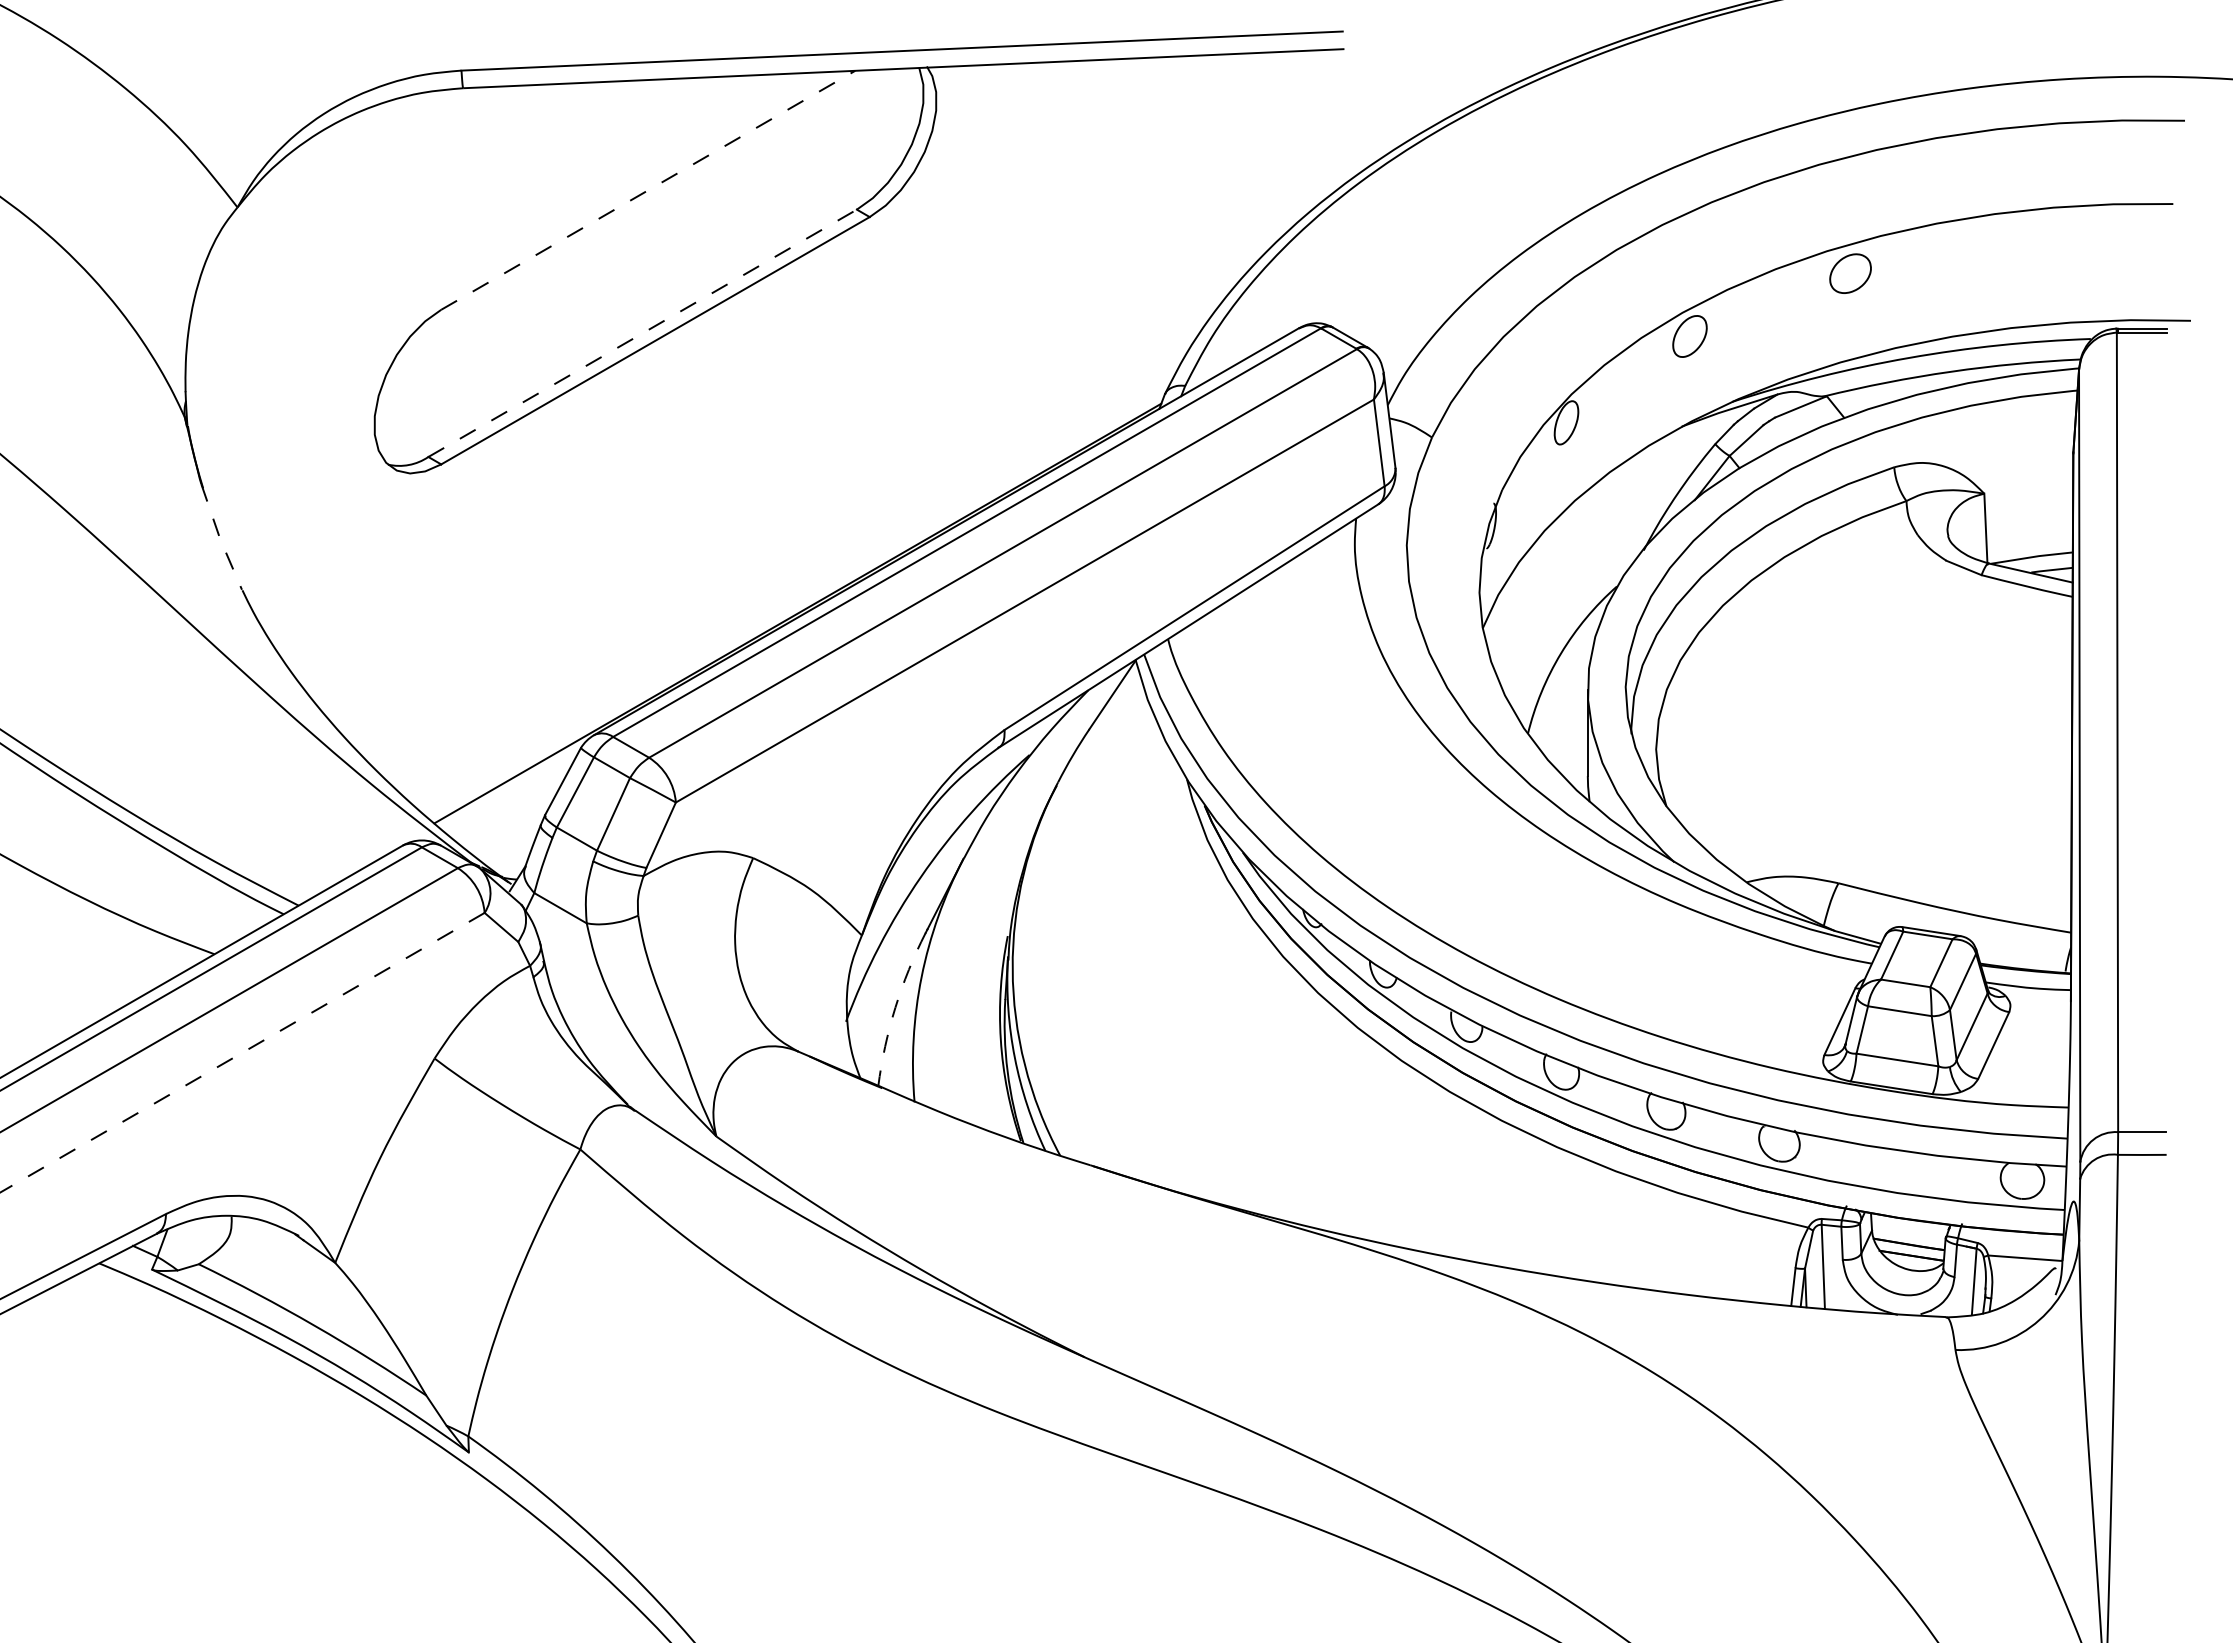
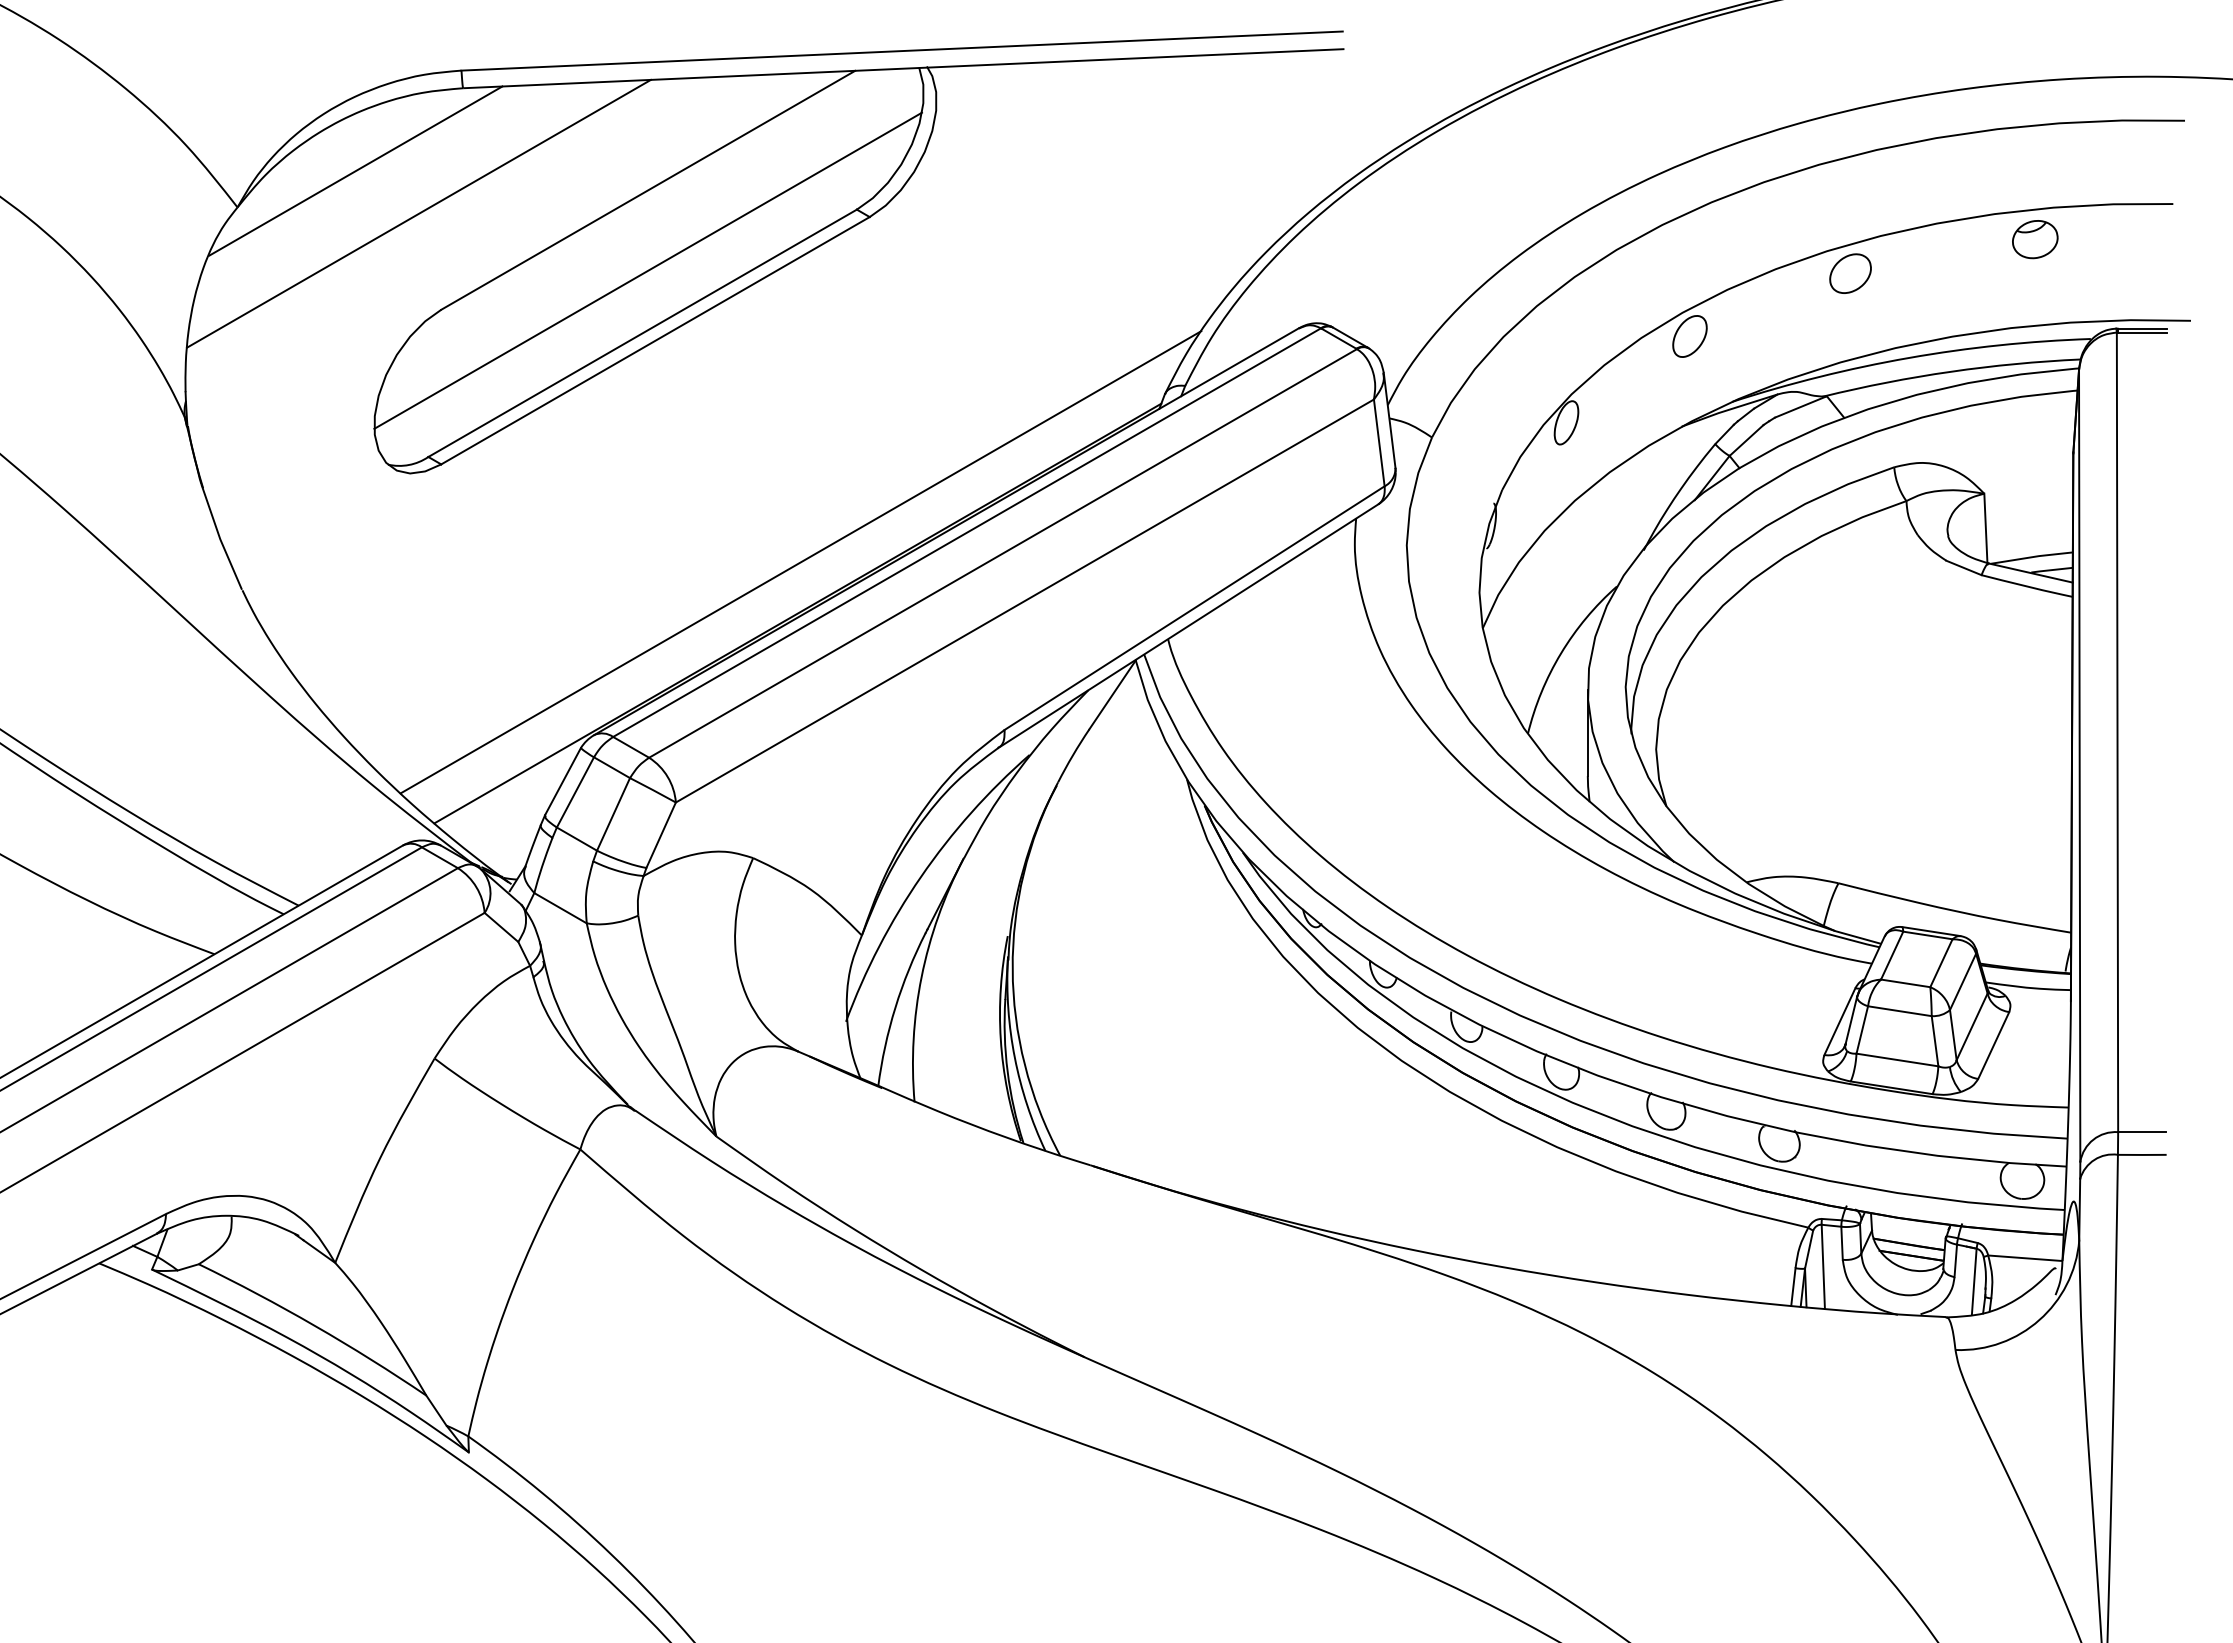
line: none -> present (355, 170)
line: dashed -> solid (648, 190)
line: none -> present (418, 213)
part: none -> present (2035, 239)
line: none -> present (648, 270)
line: dashed -> solid (643, 333)
line: dashed -> solid (220, 538)
line: none -> present (800, 562)
arc: dashed -> solid (895, 1007)
line: dashed -> solid (242, 1052)
